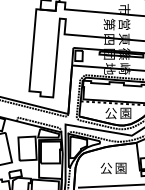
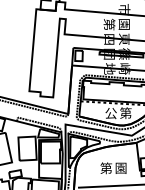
text: 営 -> 園 (124, 24)
text: 園 -> 第 (125, 112)
text: 公 -> 第 (105, 168)
